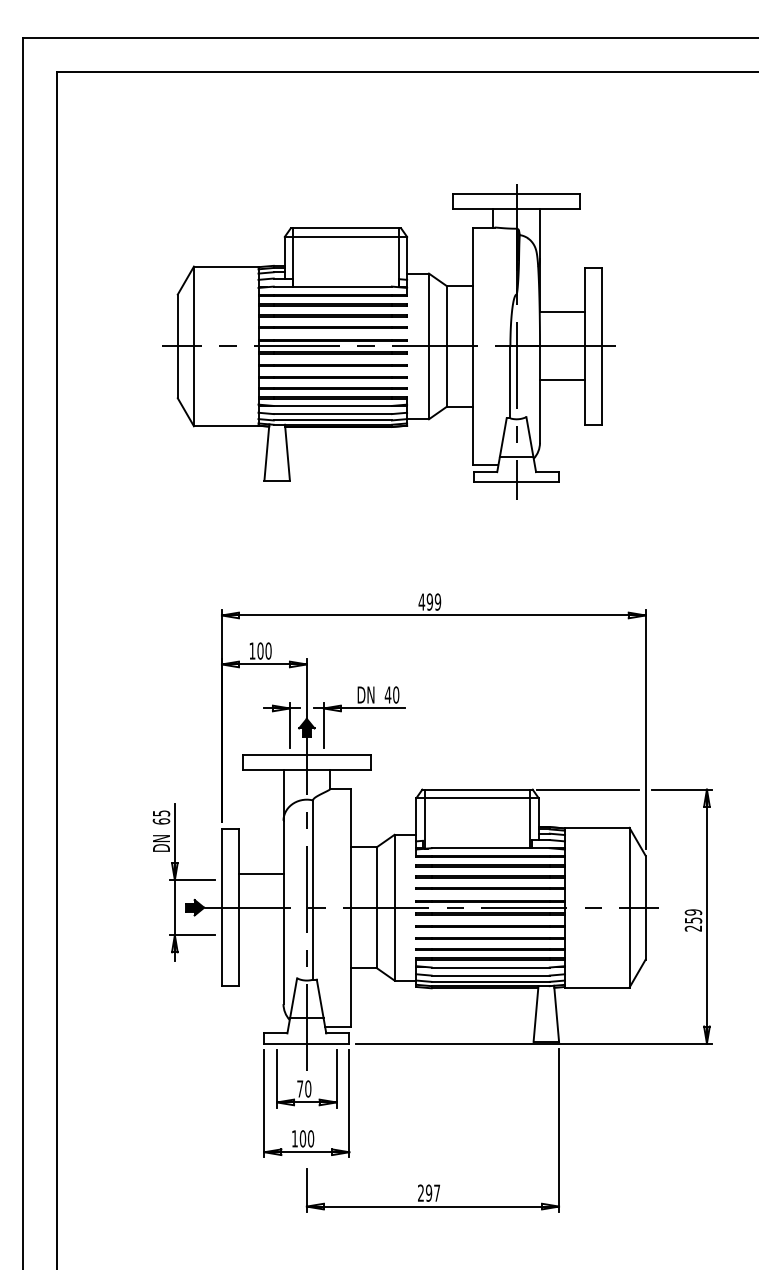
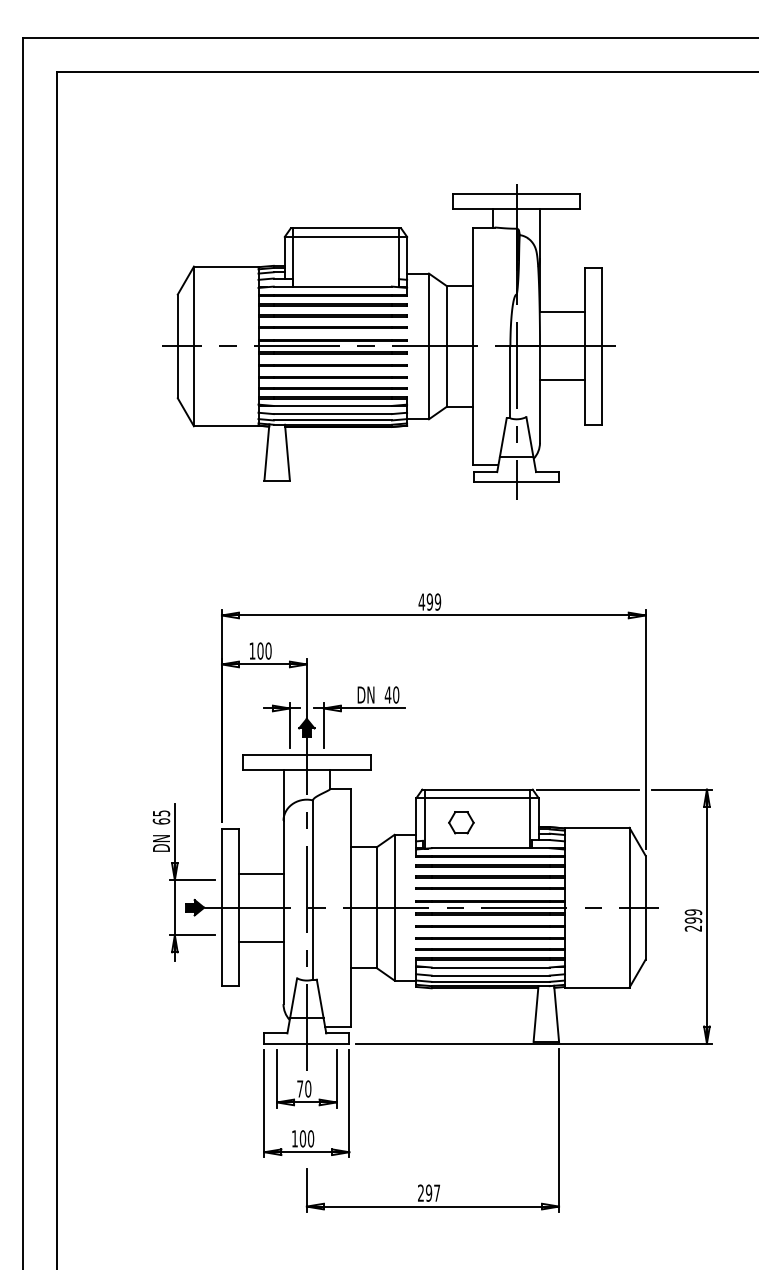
part: none -> present (461, 822)
text: 259 -> 299 (692, 920)
line: none -> present (260, 941)
